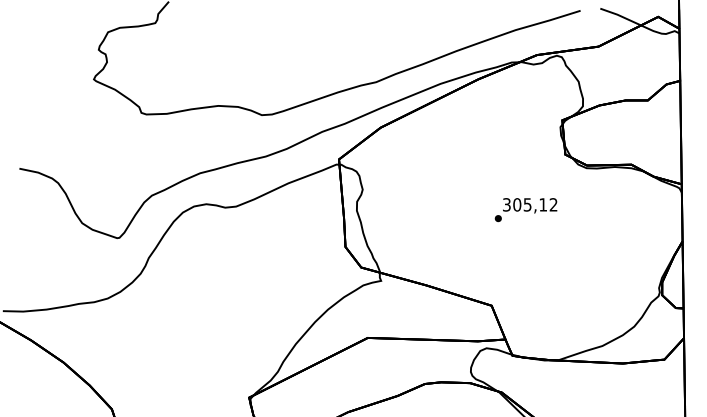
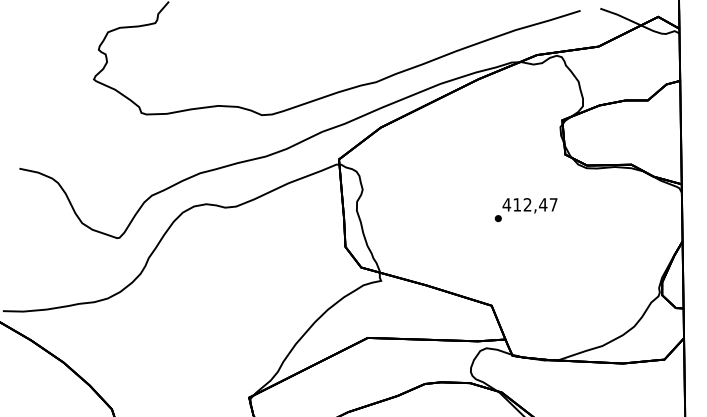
text: 305,12 -> 412,47 (529, 204)
